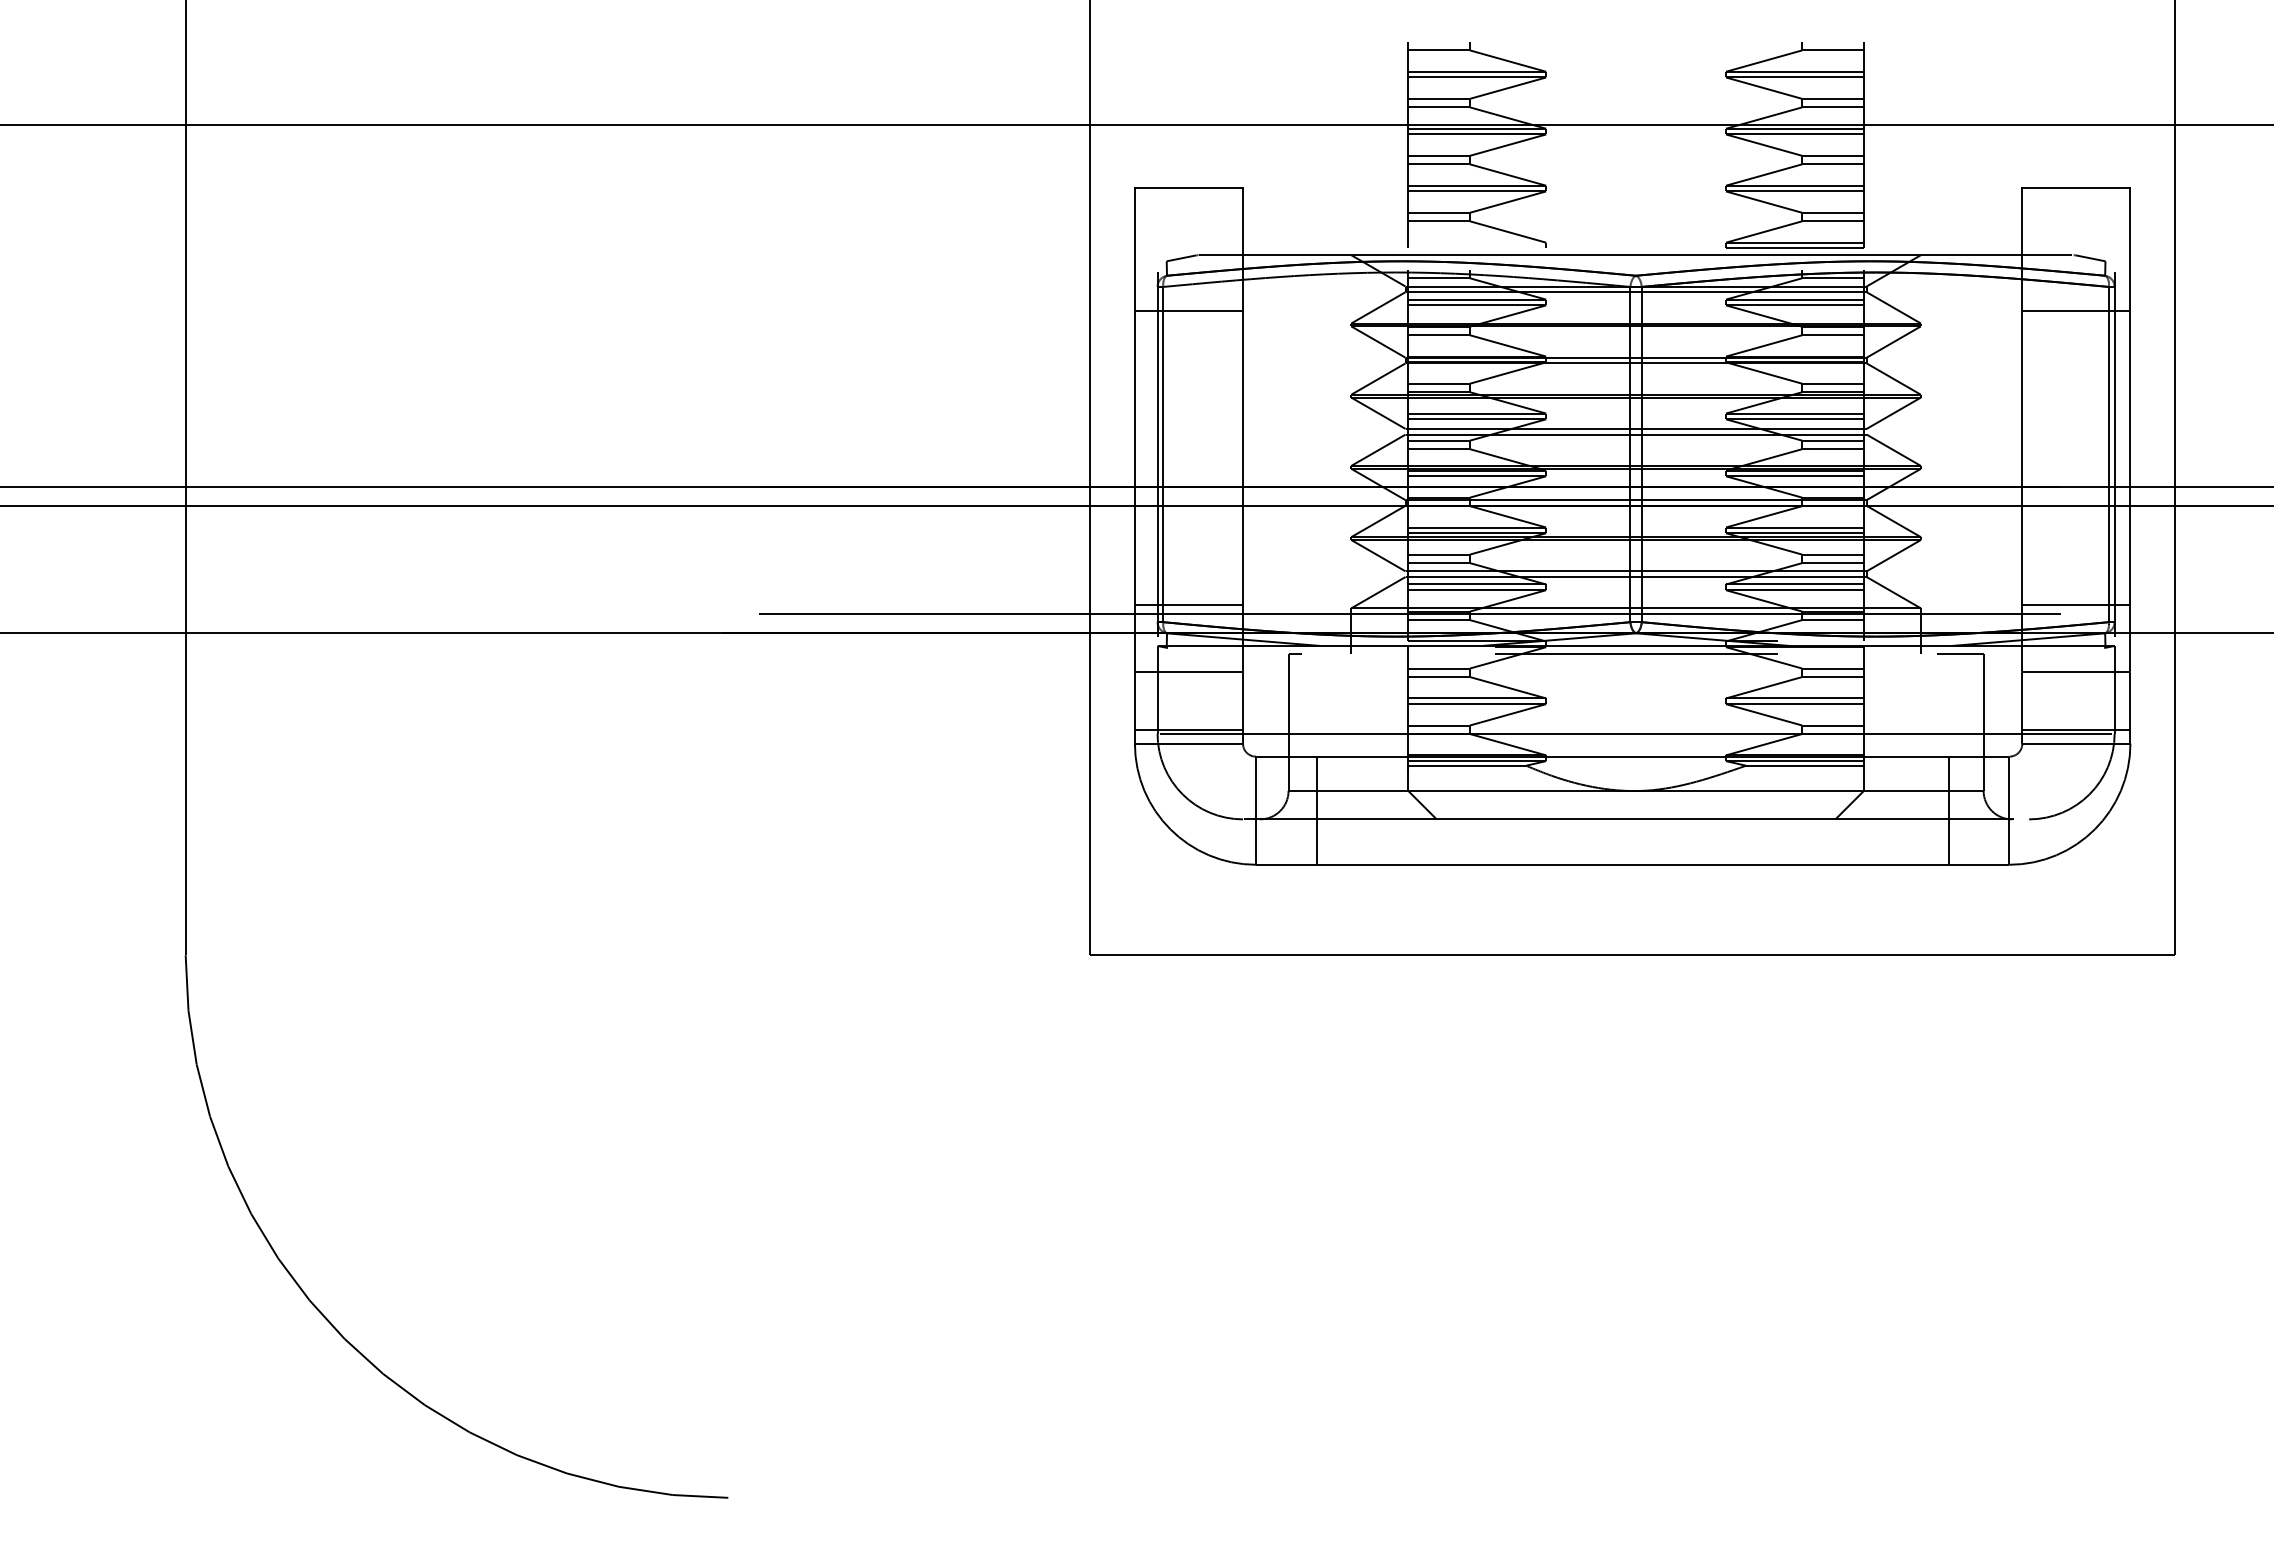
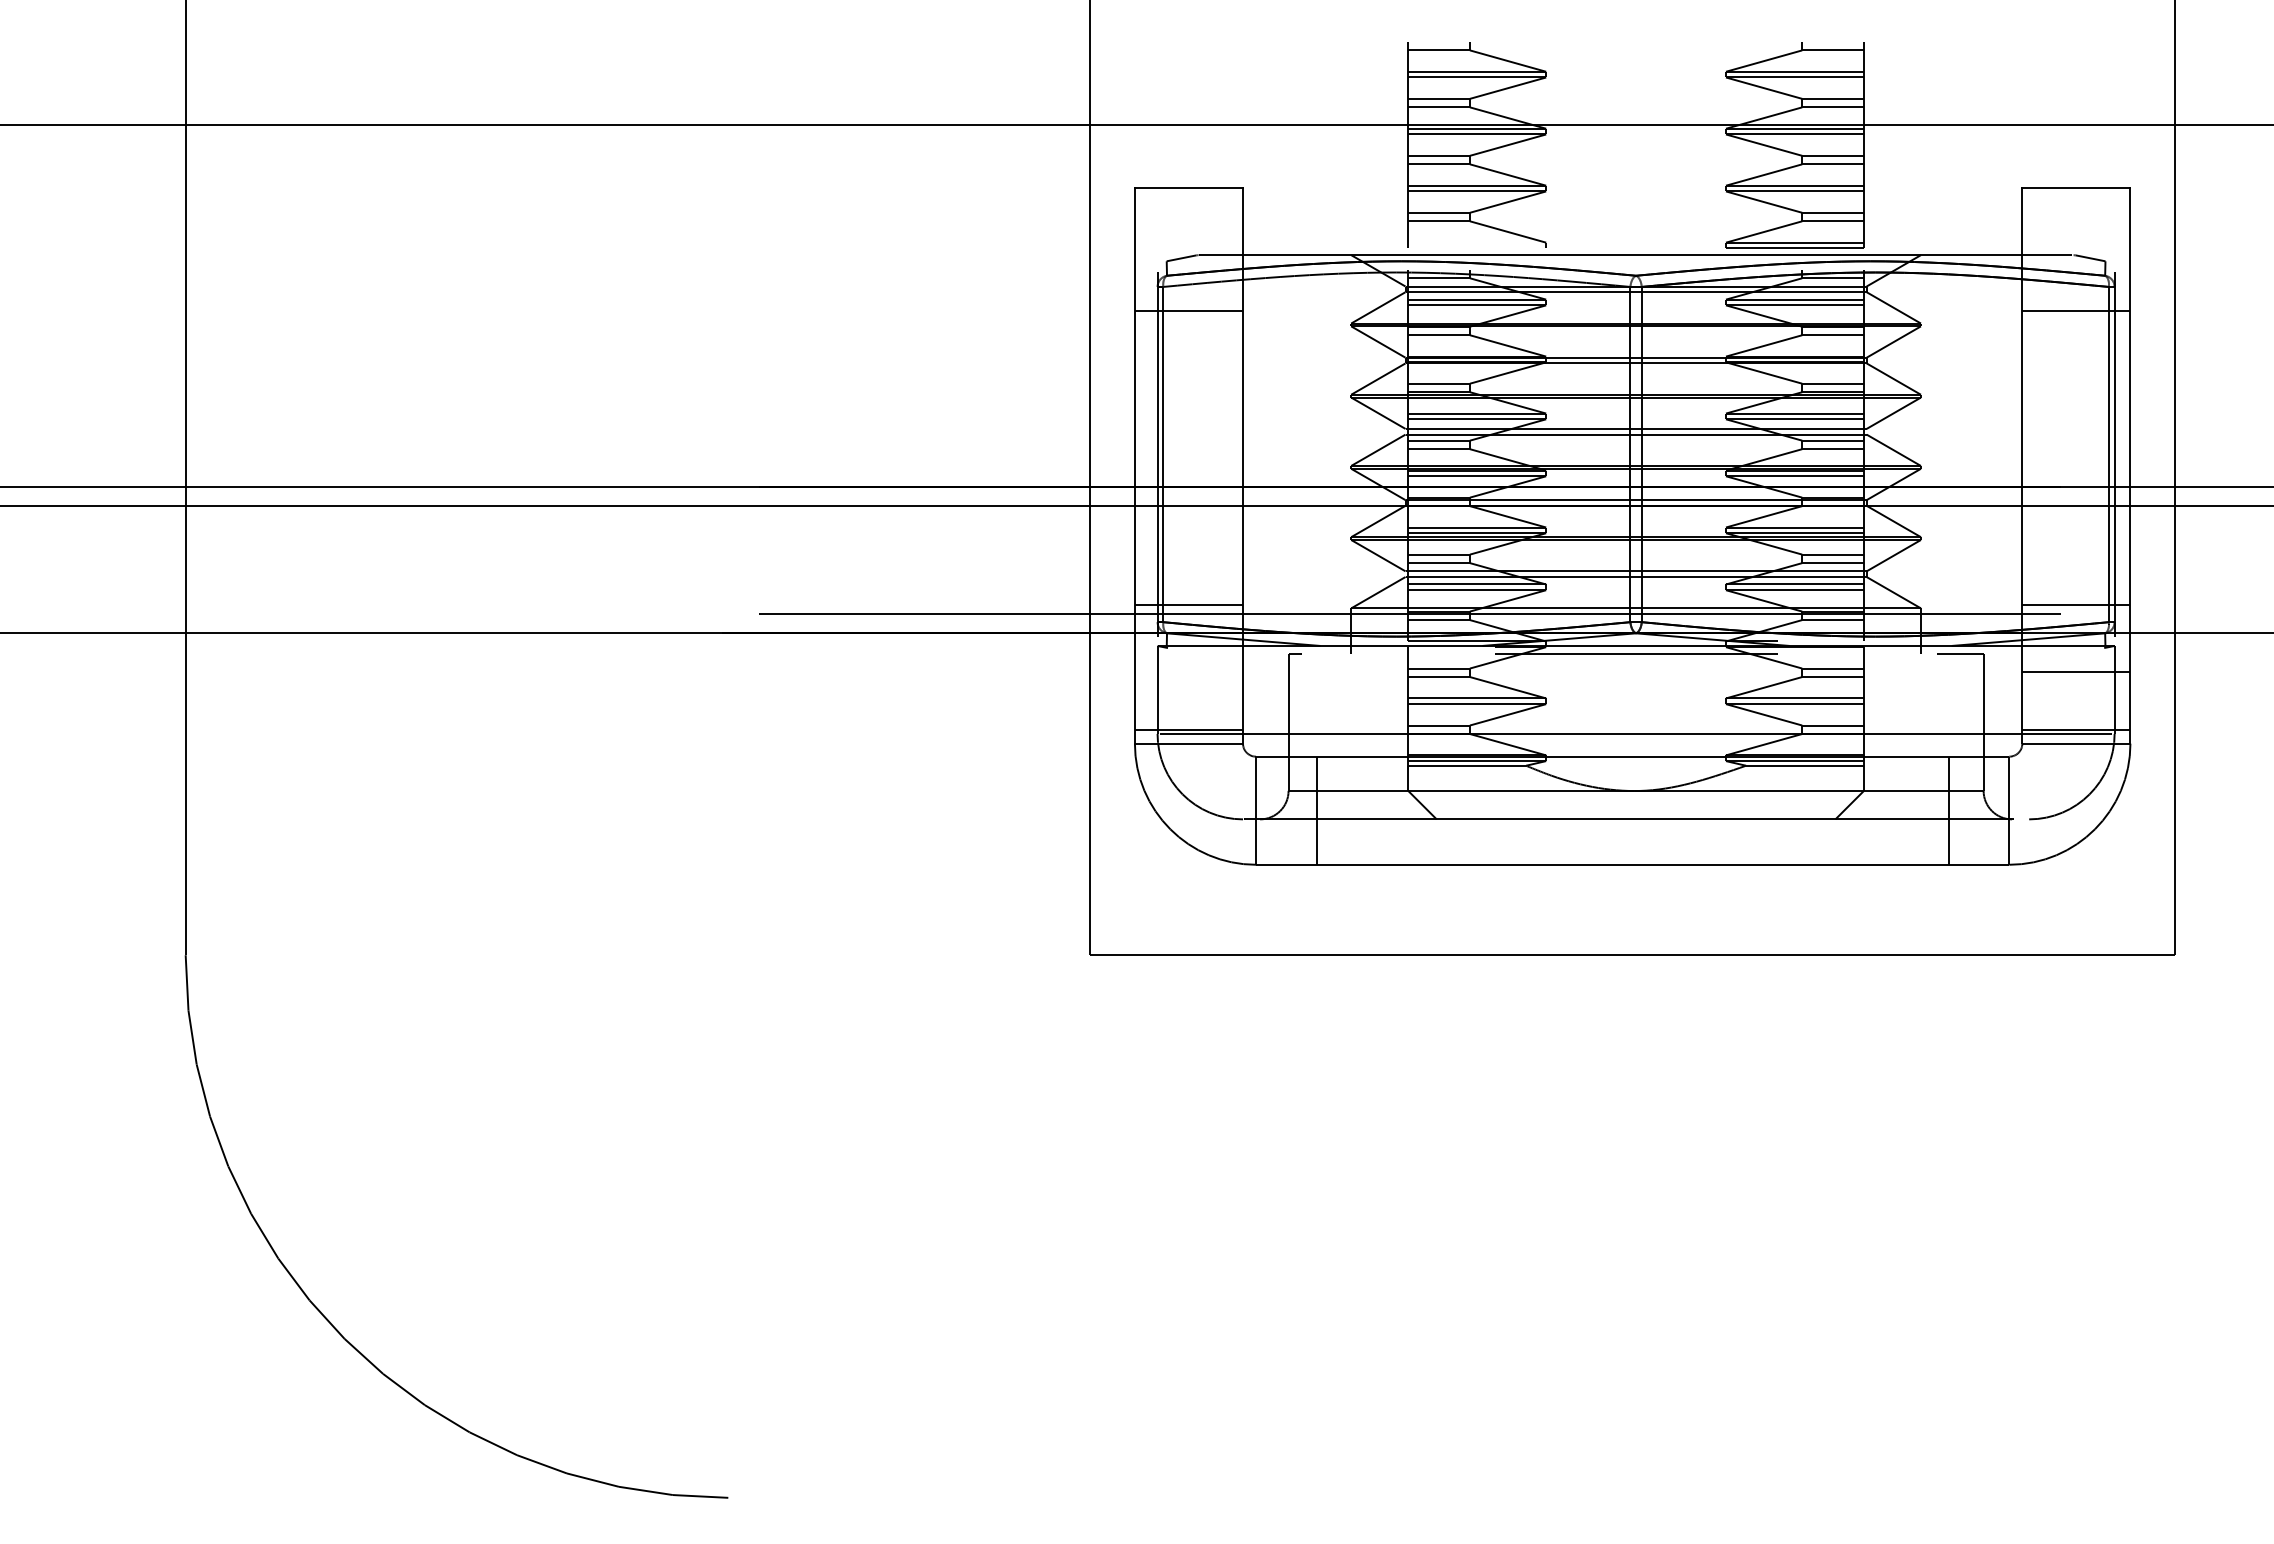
line: present -> none (1188, 672)
